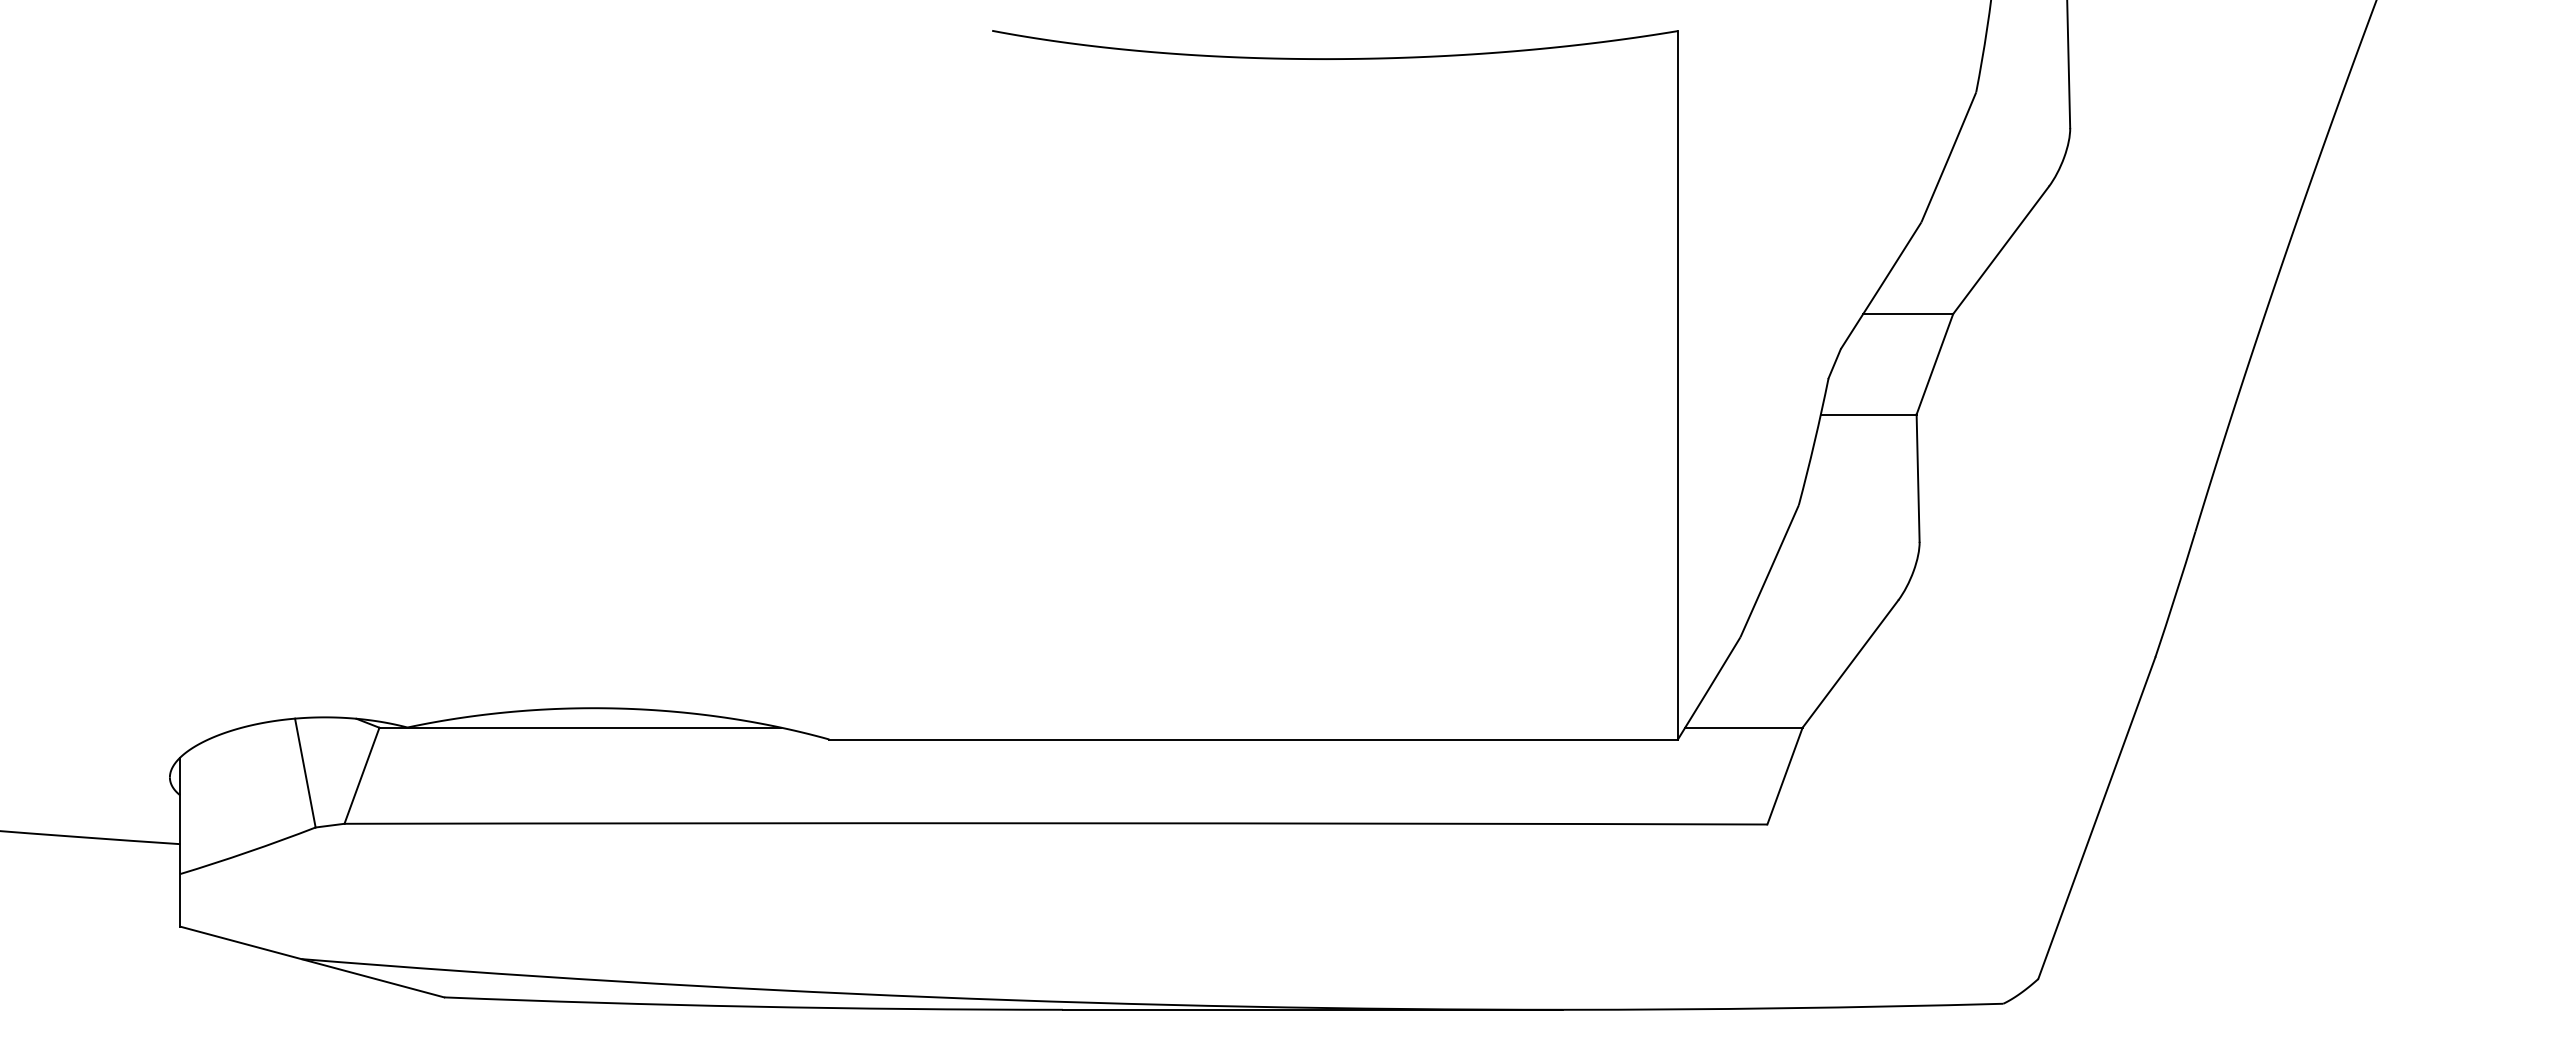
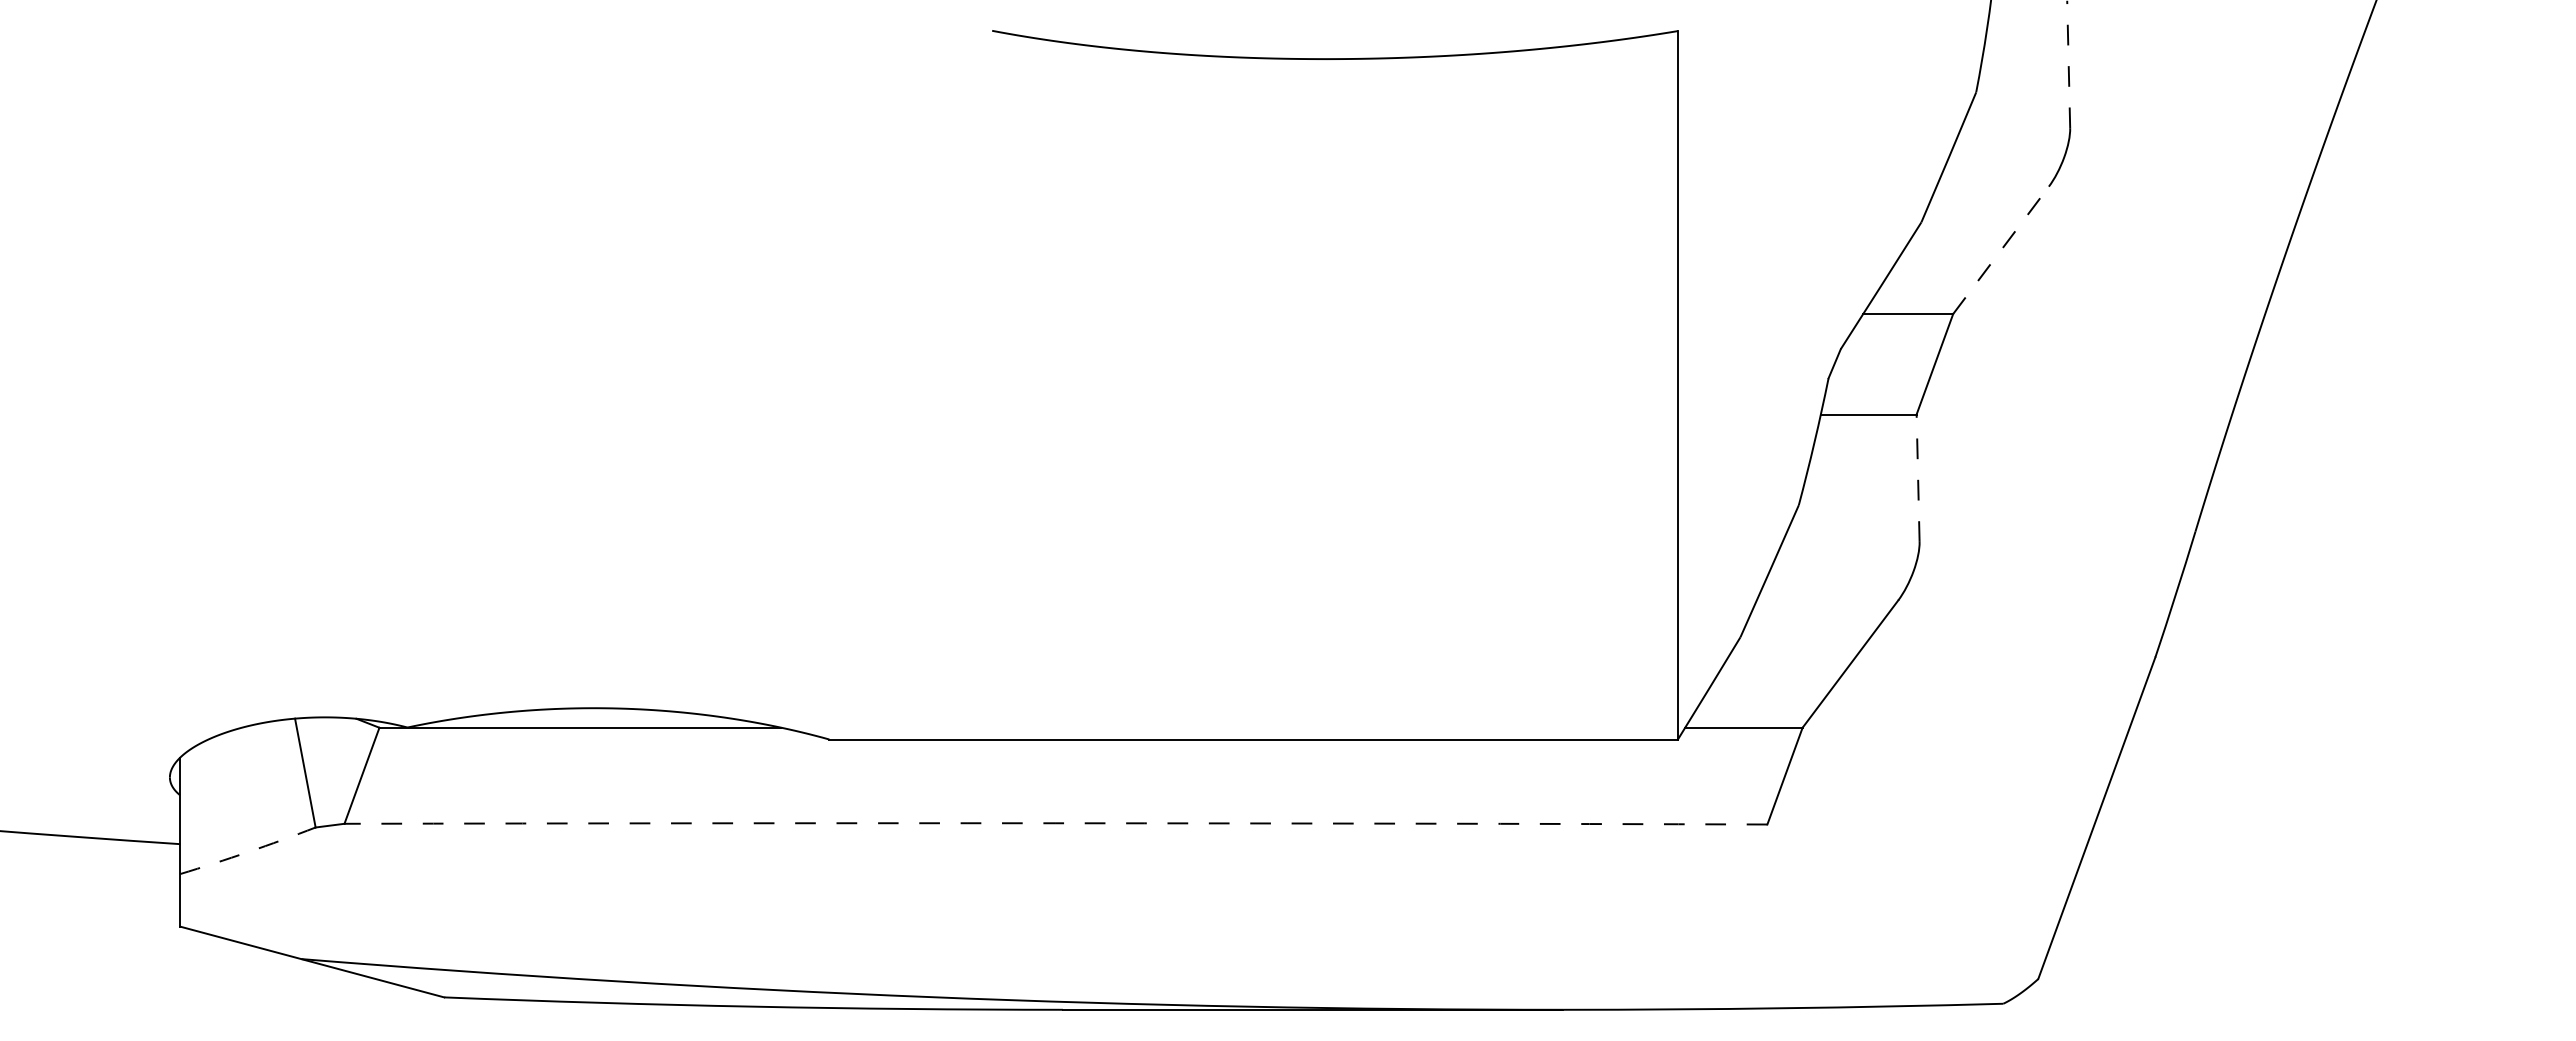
line: solid -> dashed (2068, 64)
line: solid -> dashed (2001, 250)
line: solid -> dashed (1918, 478)
arc: solid -> dashed (1055, 823)
arc: solid -> dashed (248, 852)
